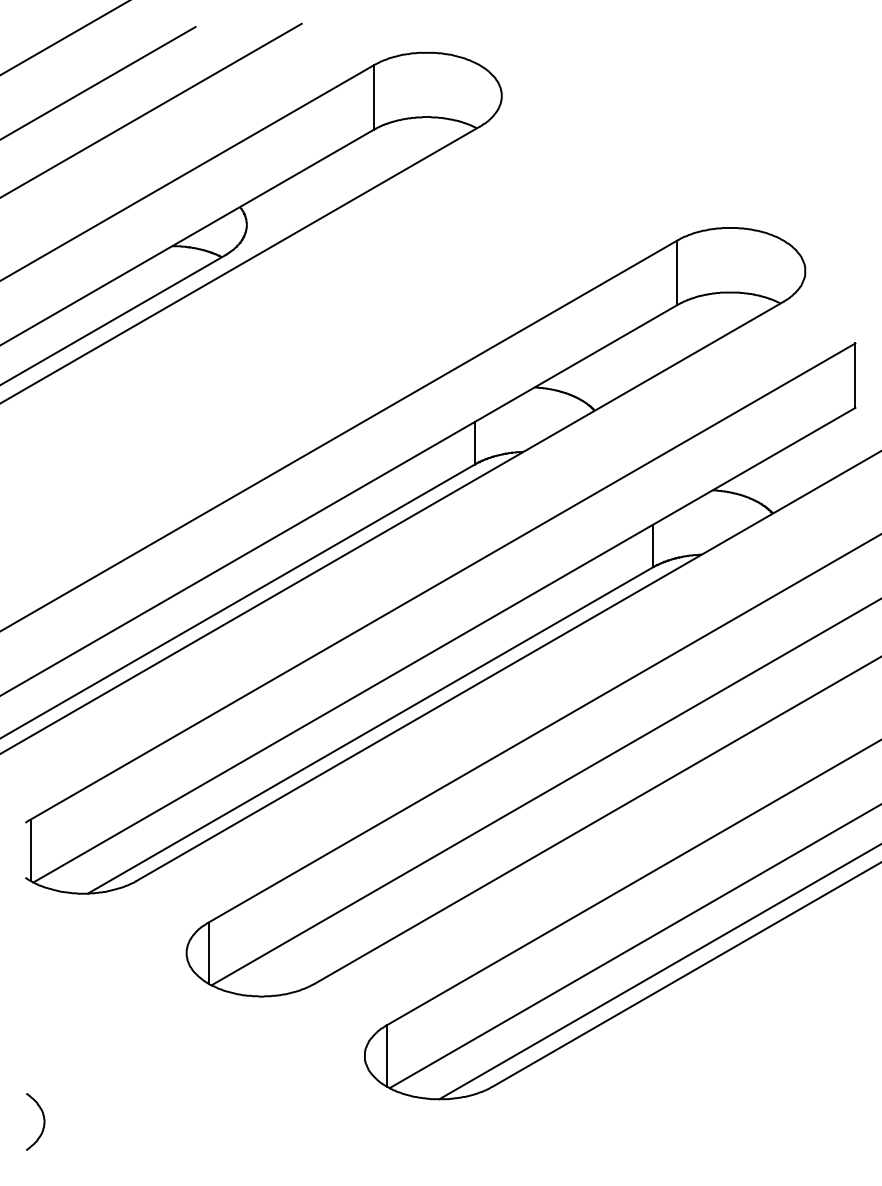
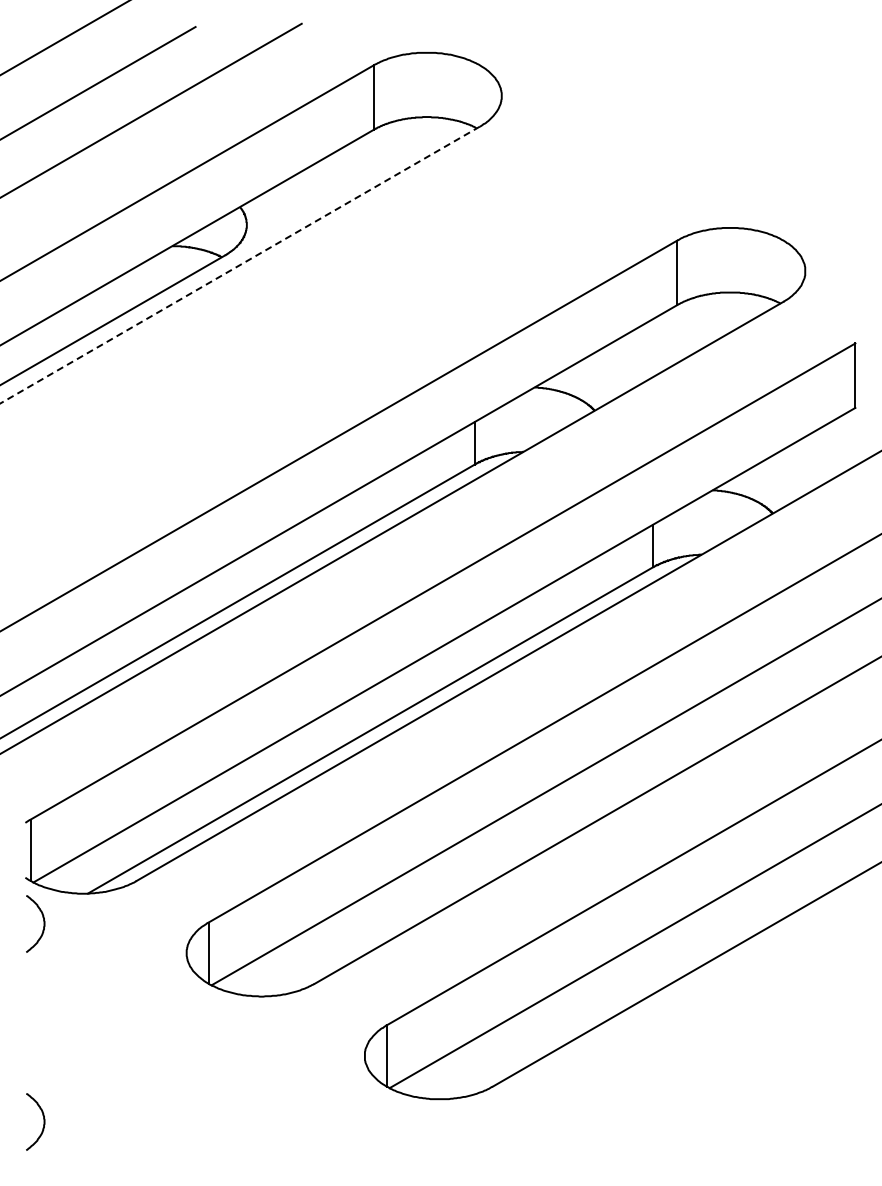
line: solid -> dashed (240, 265)
curve: none -> present (43, 923)
line: present -> none (658, 972)
